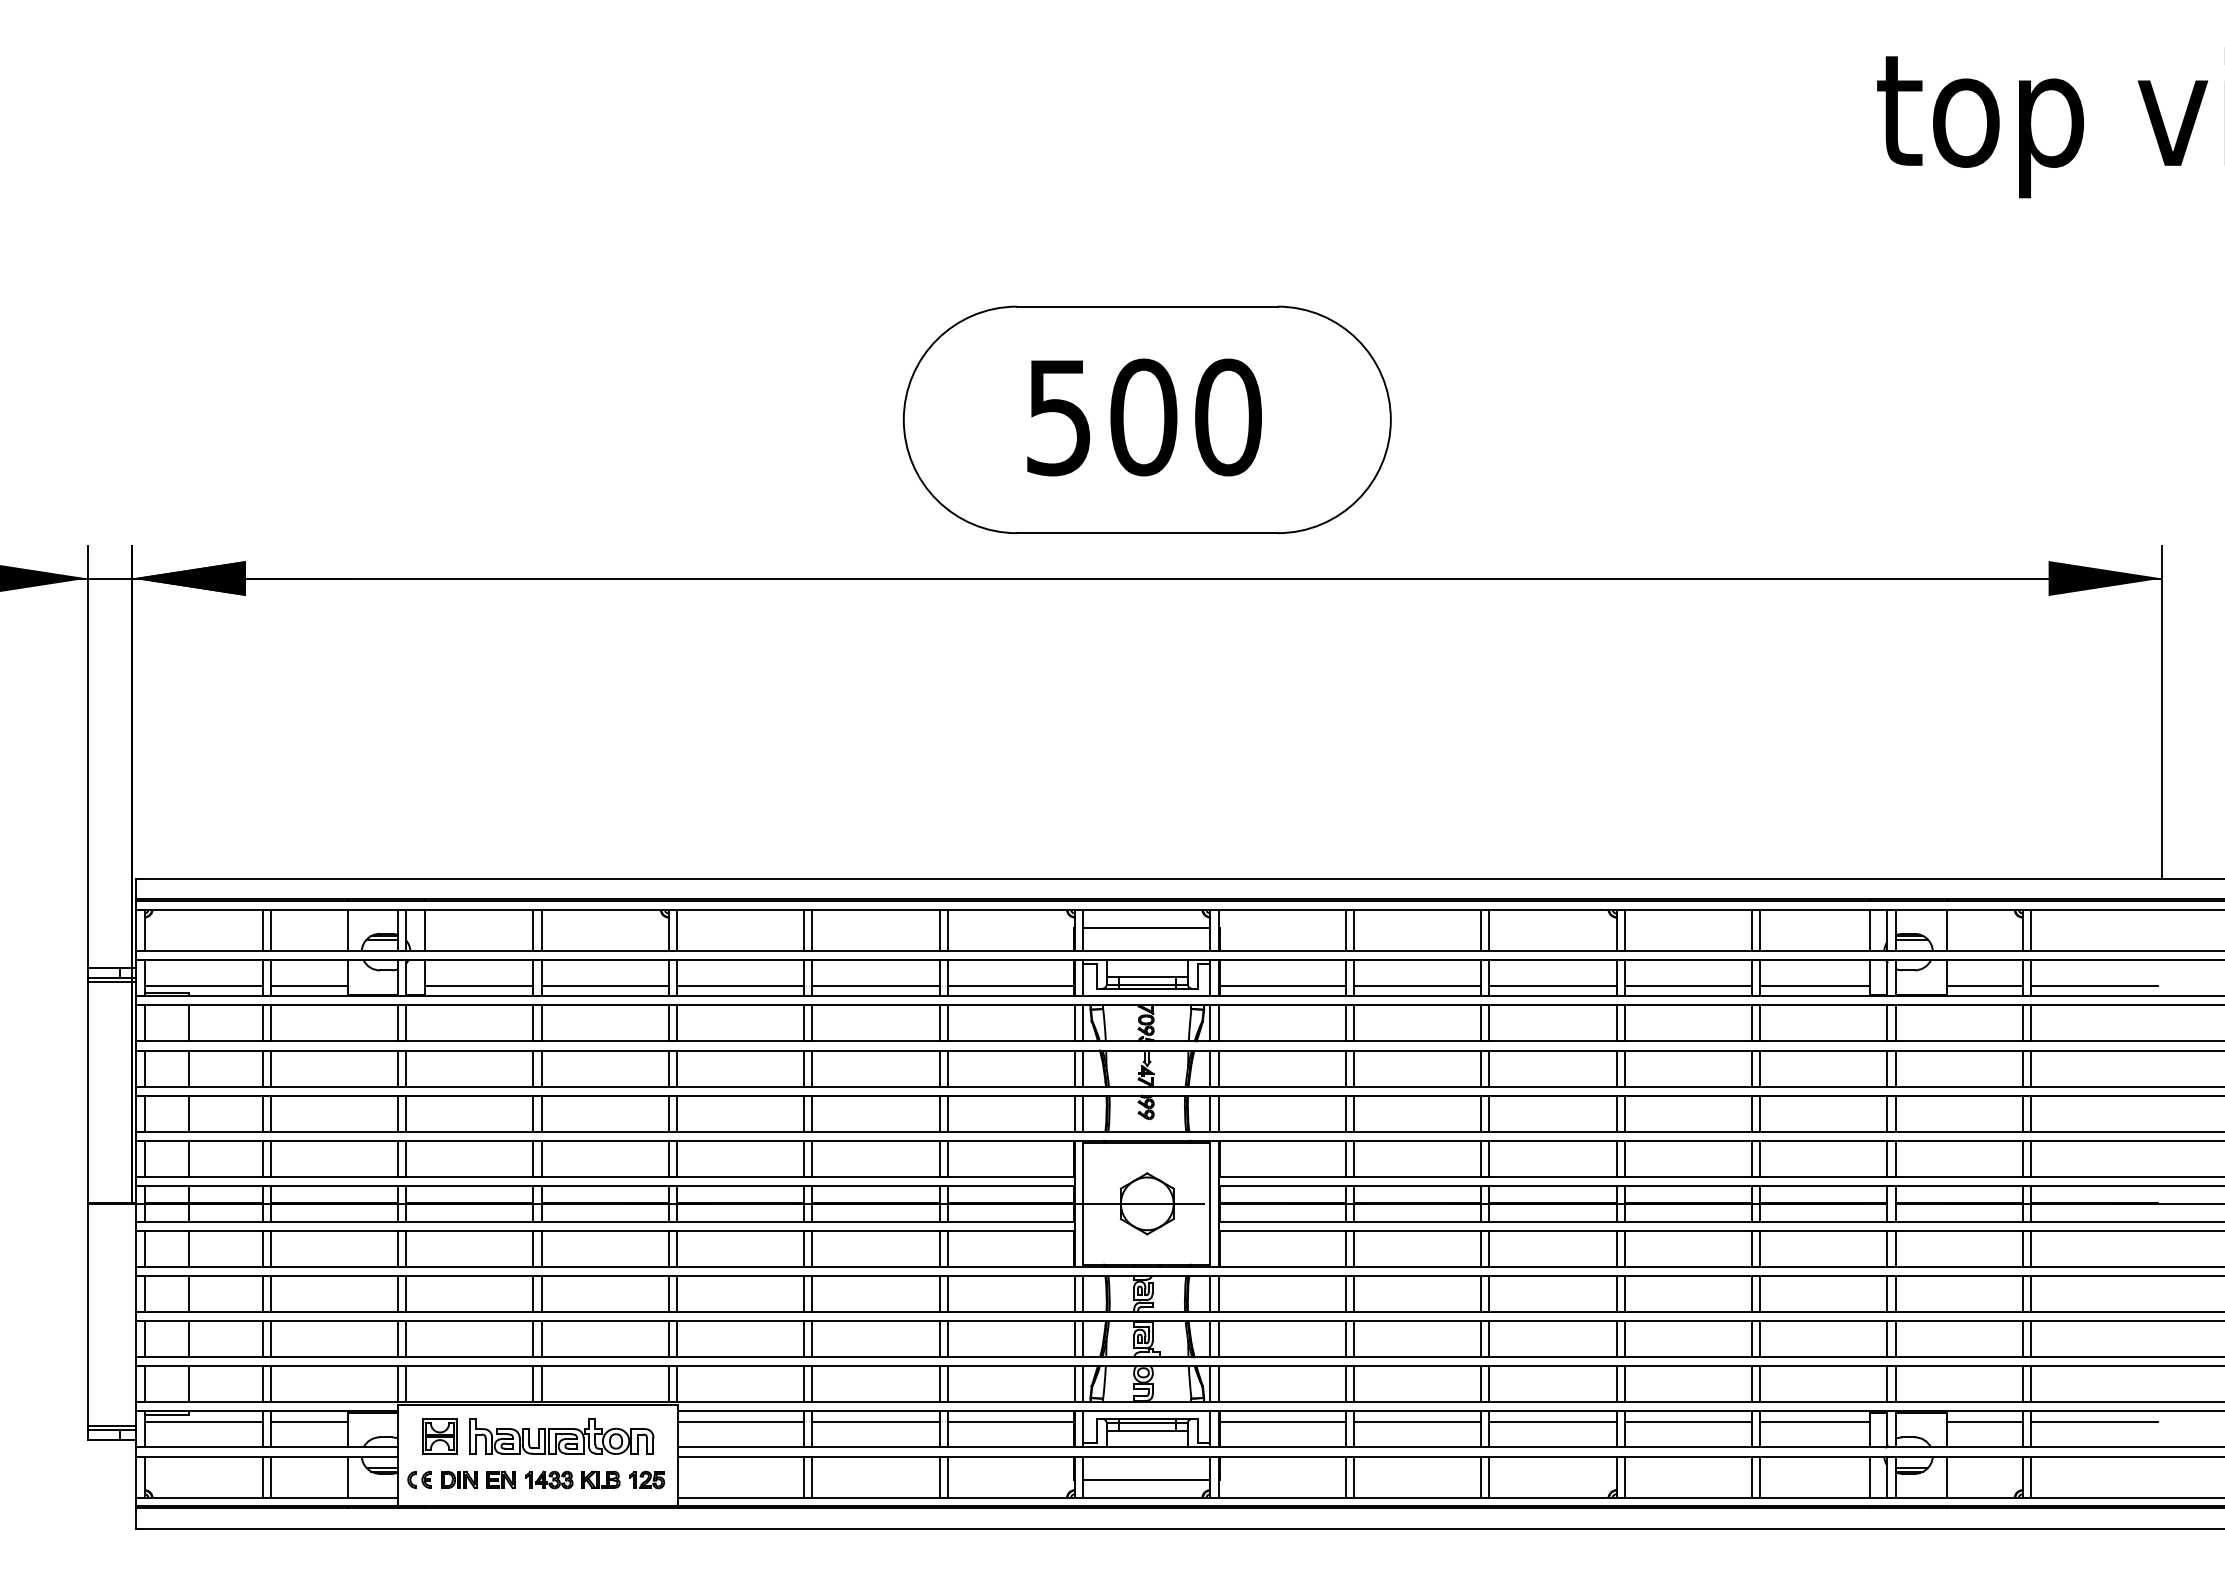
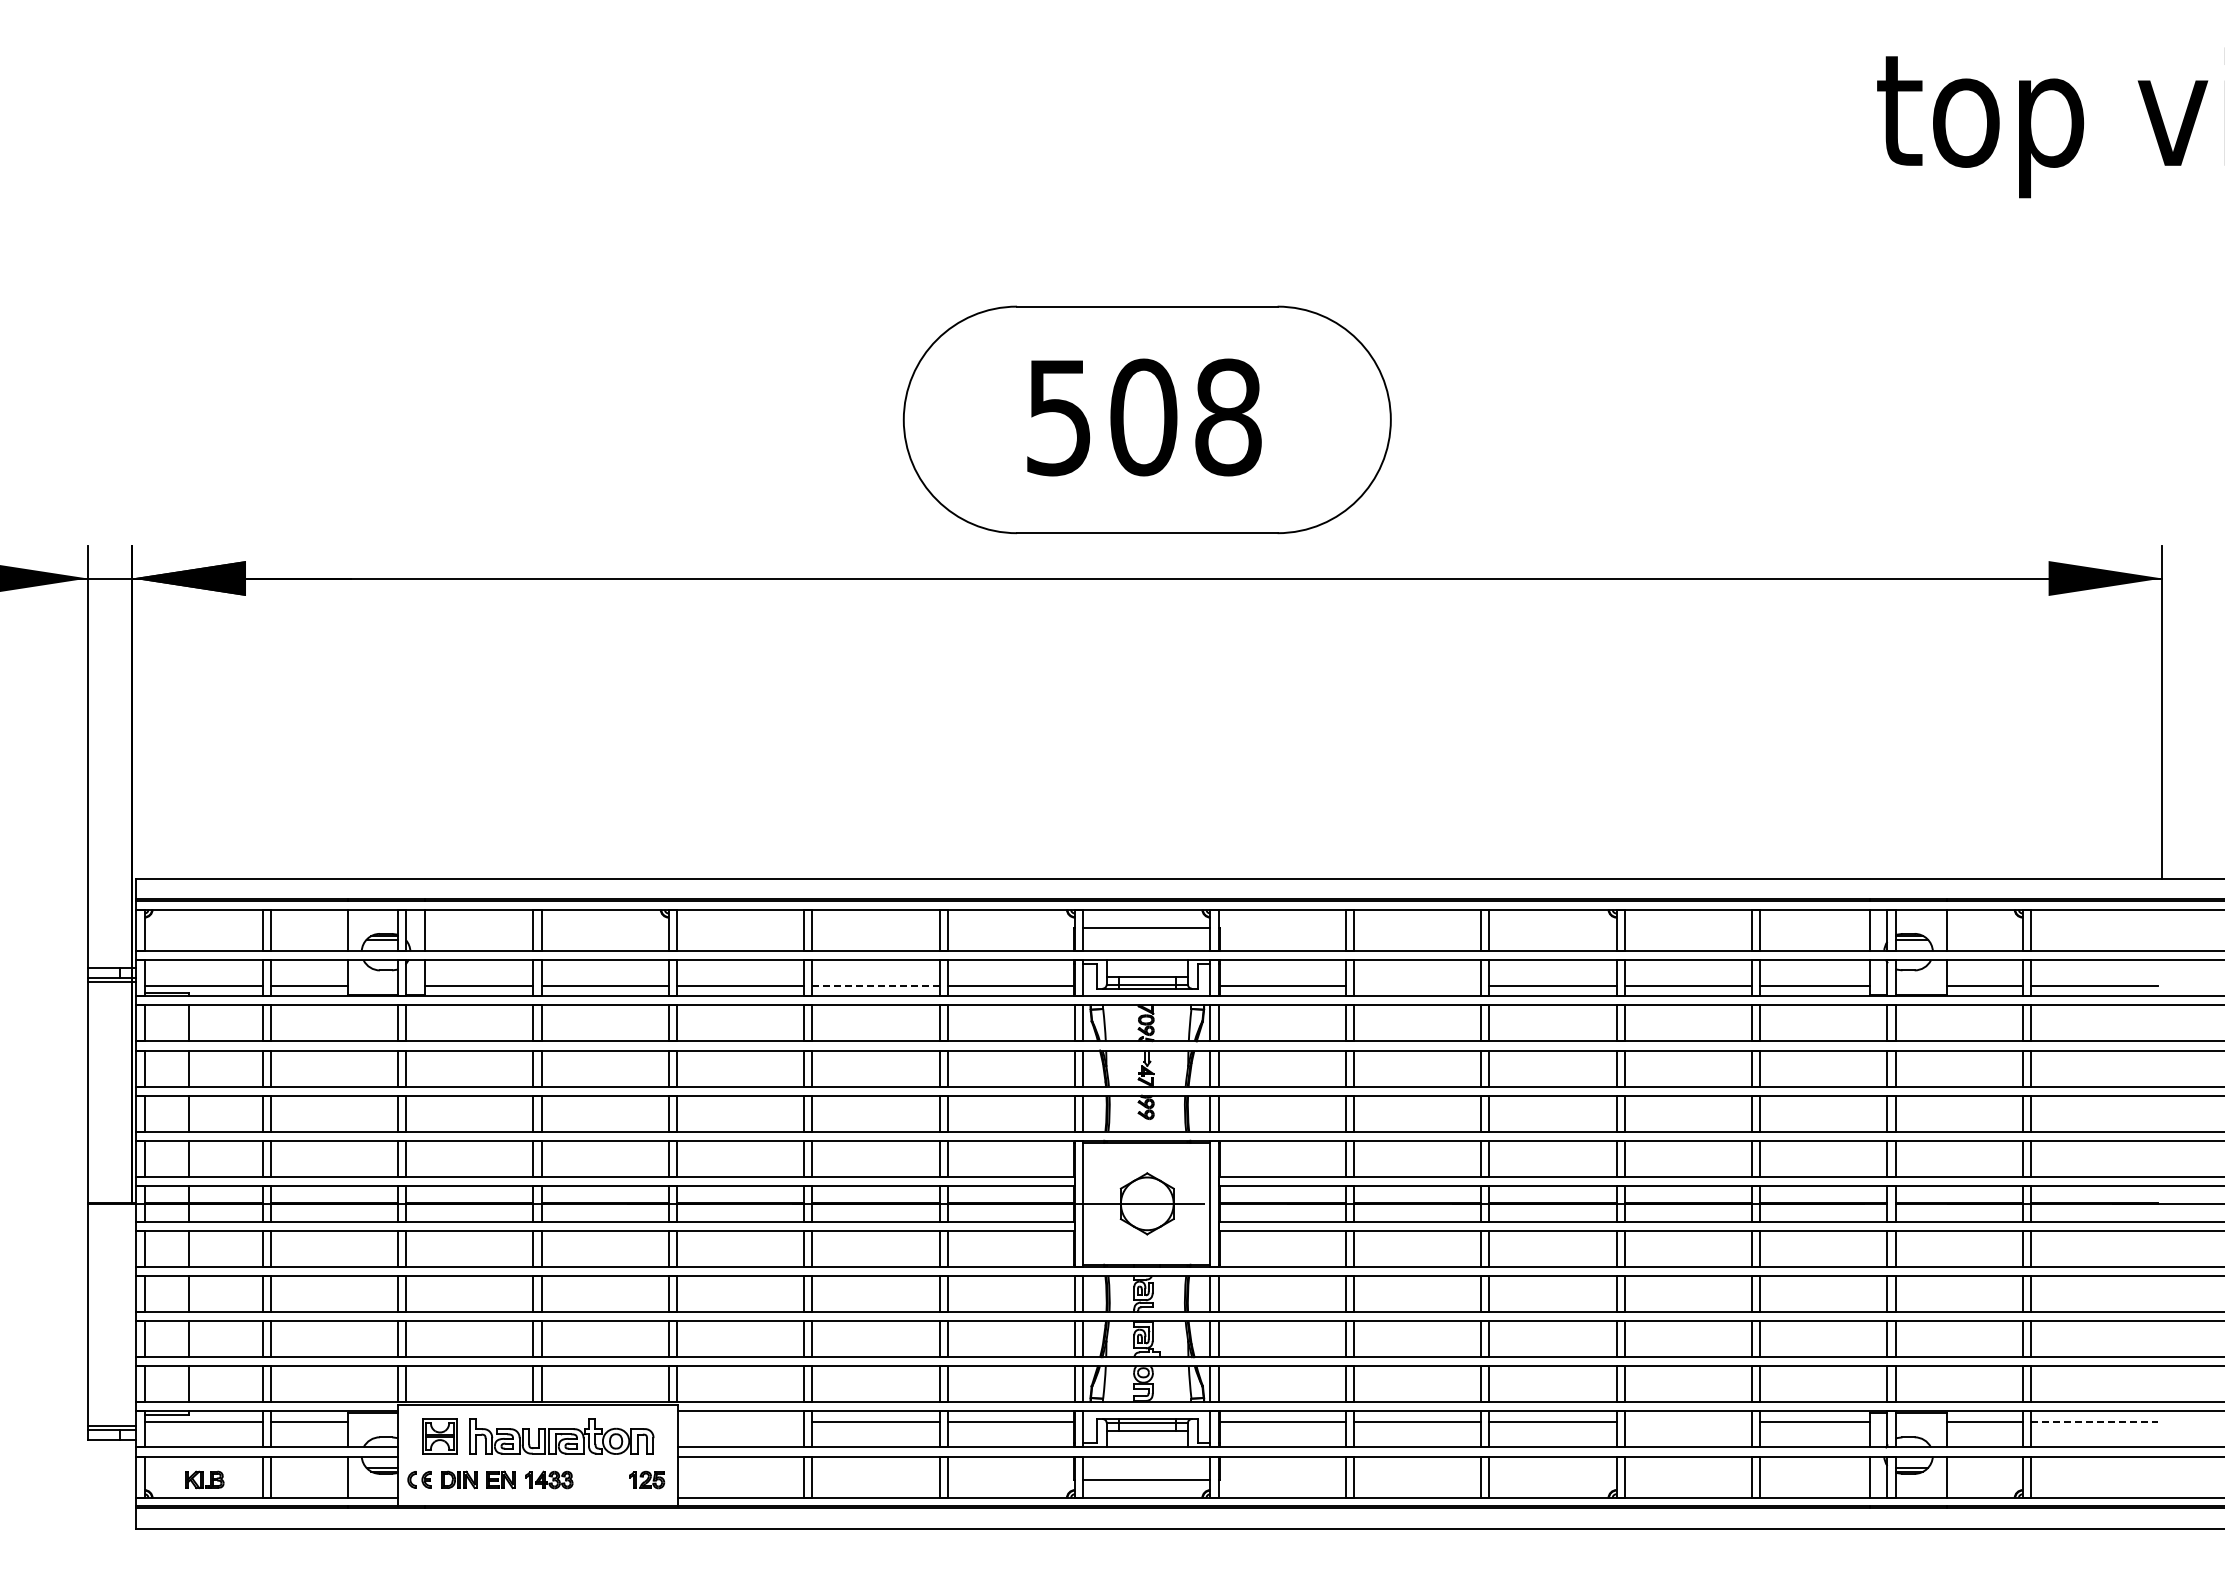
text: 500 -> 508 (1228, 417)
line: solid -> dashed (876, 985)
line: present -> none (1417, 985)
line: present -> none (741, 1421)
line: present -> none (1688, 1421)
line: solid -> dashed (2094, 1421)
part position: (600, 1479) -> (204, 1479) (204, 1479)
